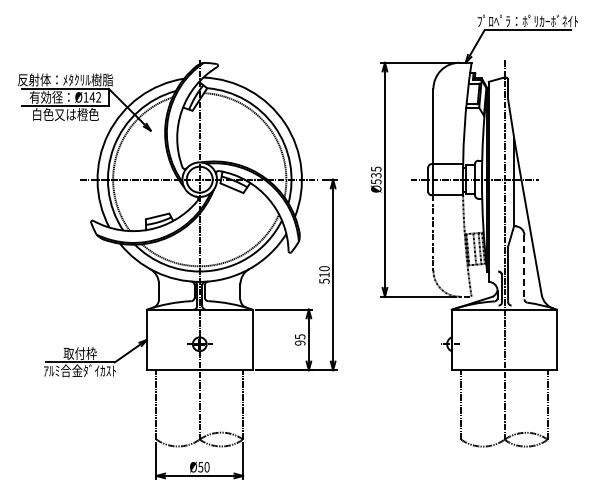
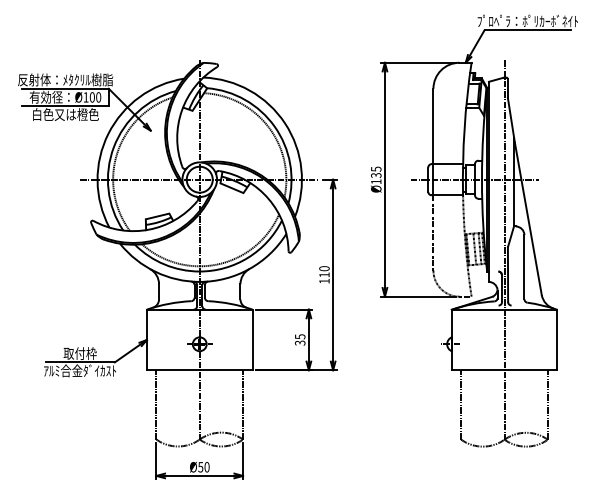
text: Ø142 -> Ø100 (95, 97)
text: Ø535 -> Ø135 (376, 181)
line: dashed -> solid (524, 267)
text: 510 -> 110 (324, 280)
text: 95 -> 35 (300, 342)
